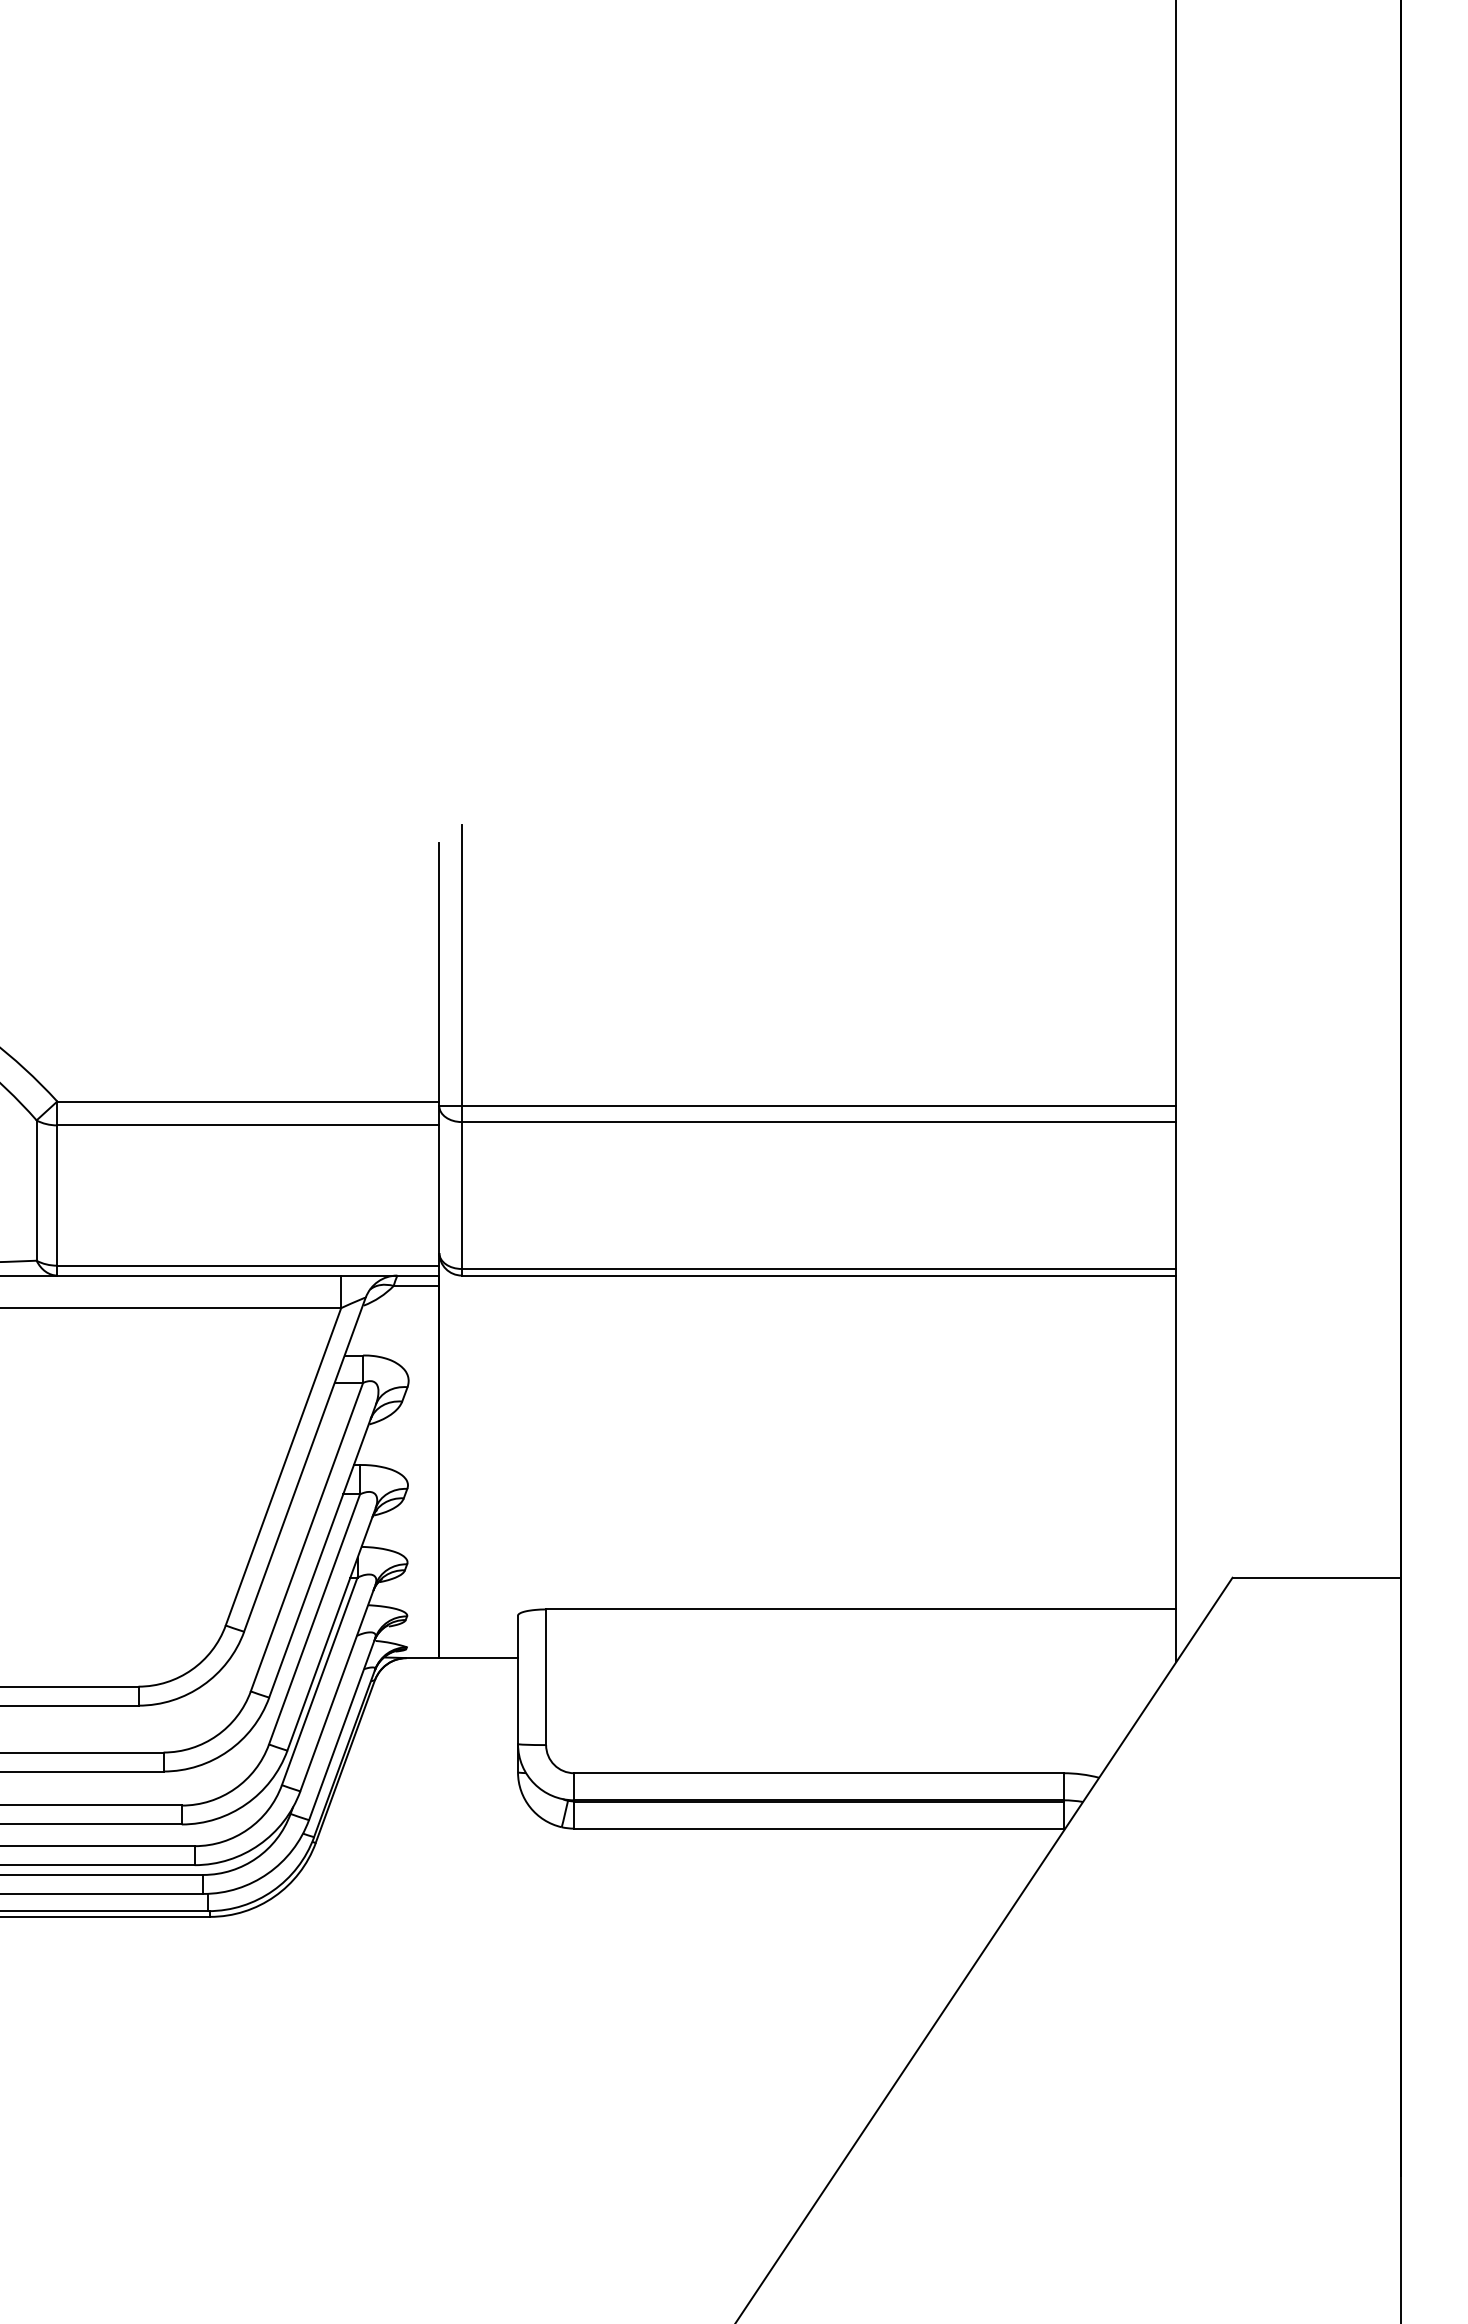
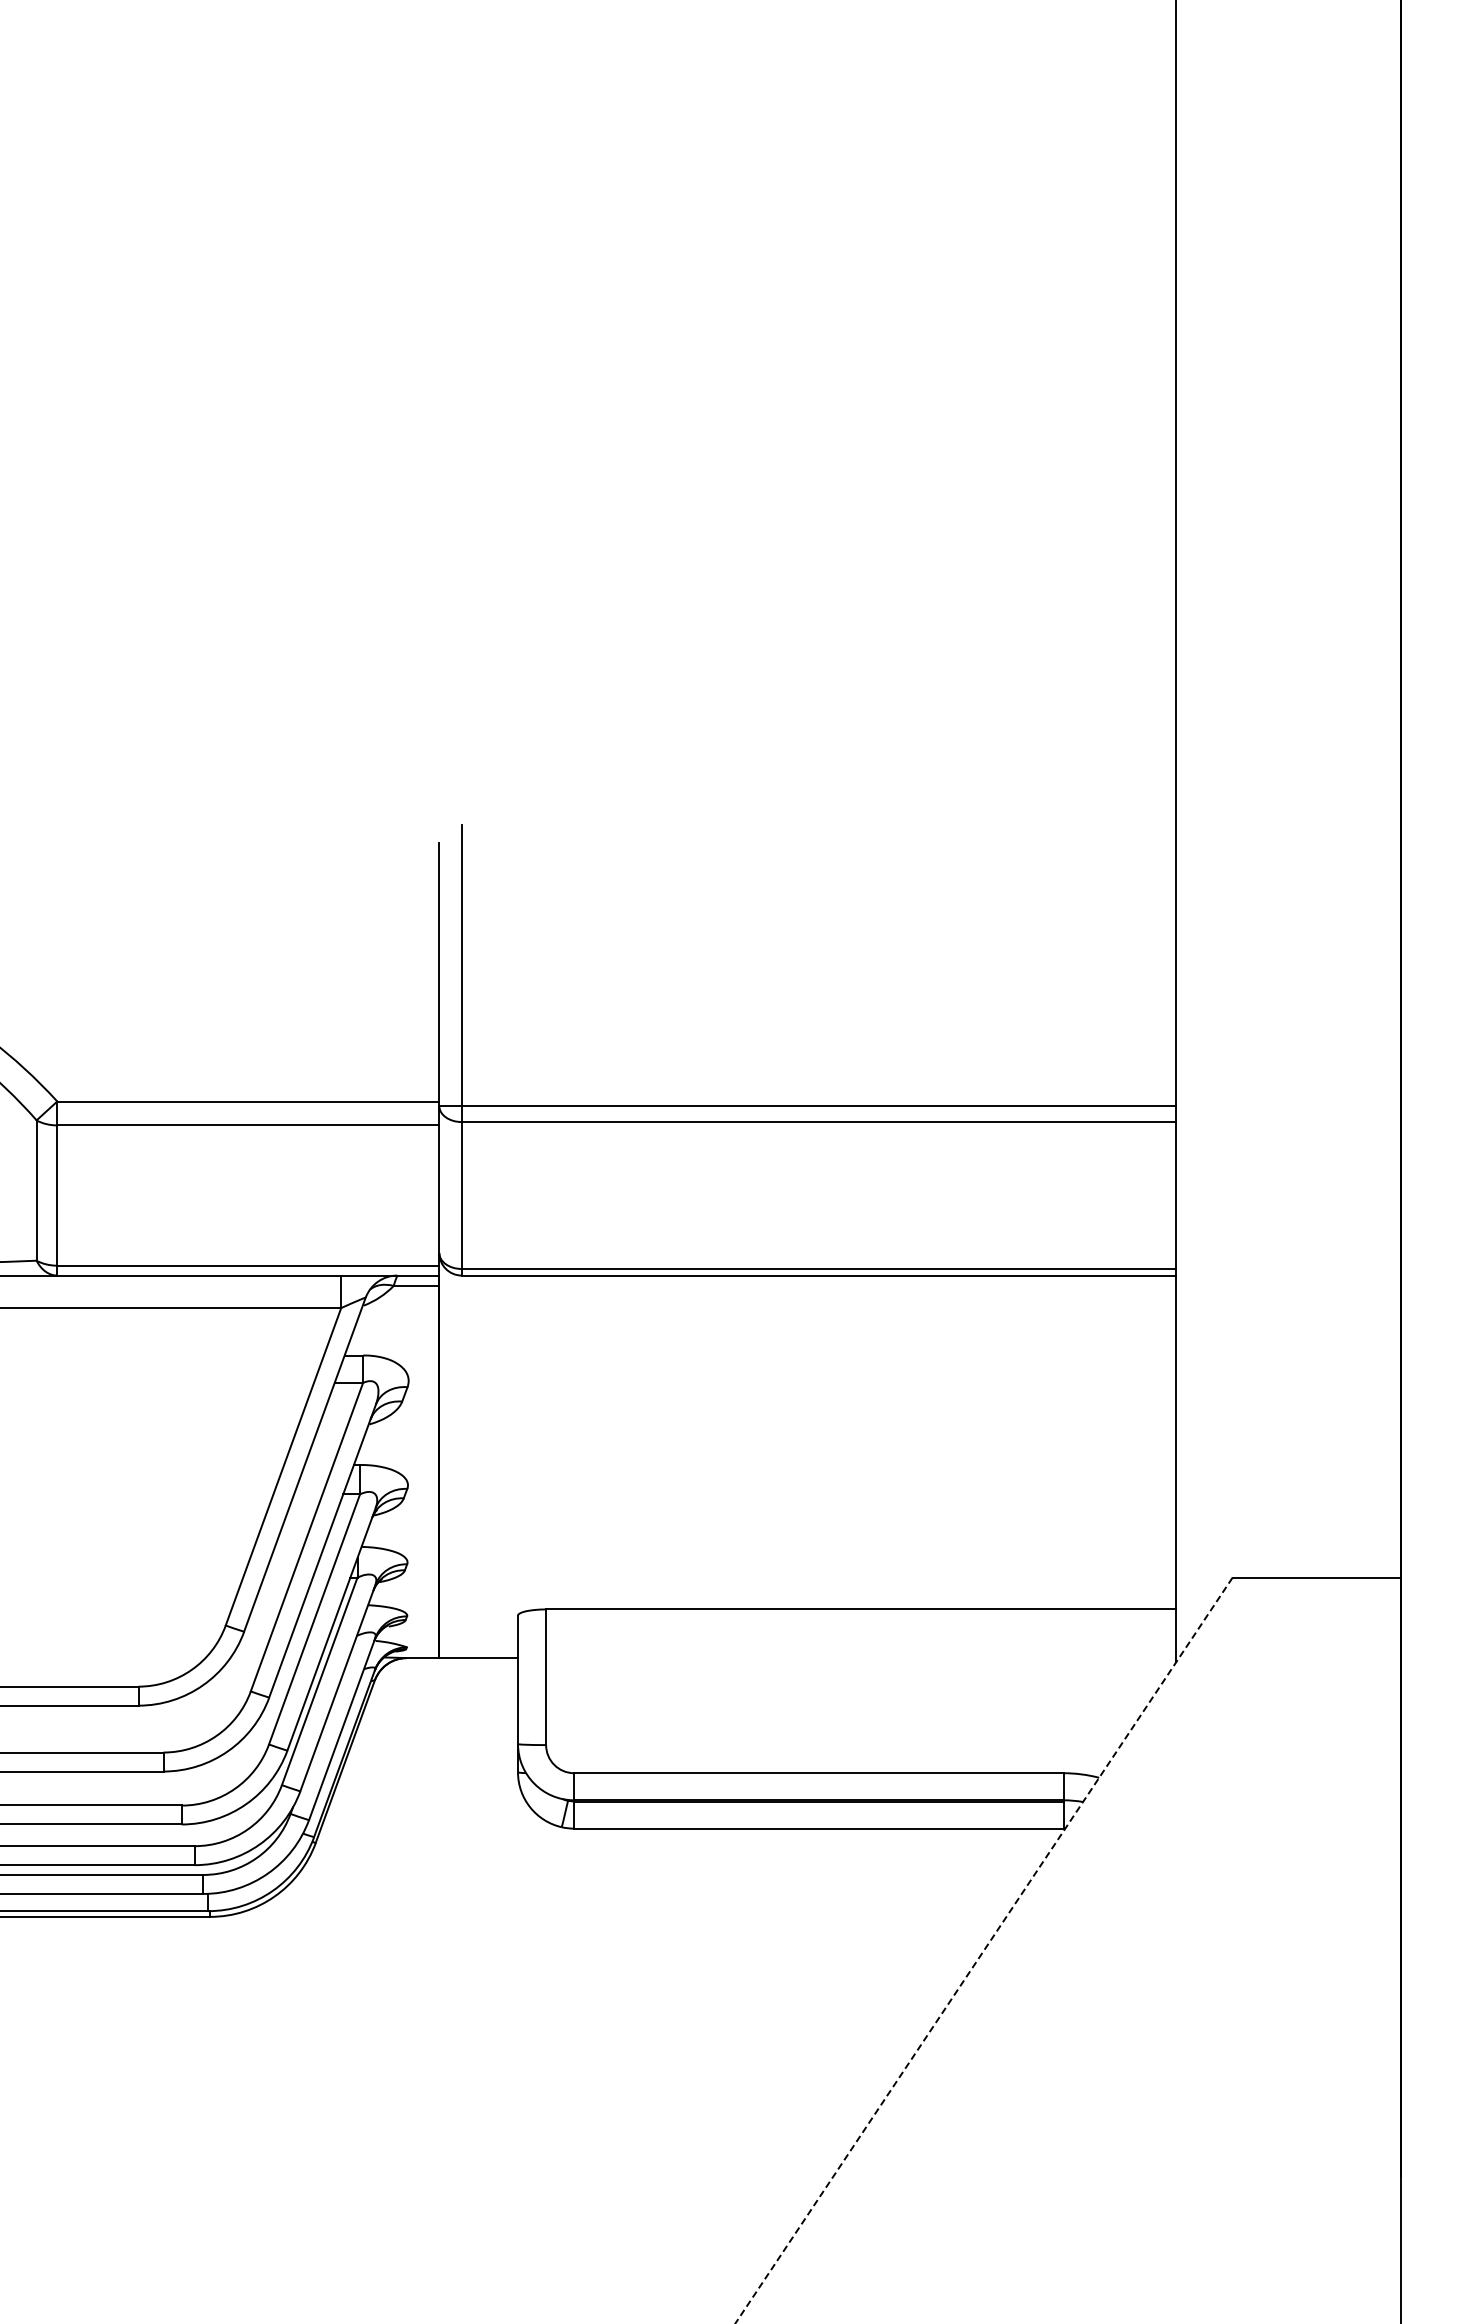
line: solid -> dashed (984, 1950)
